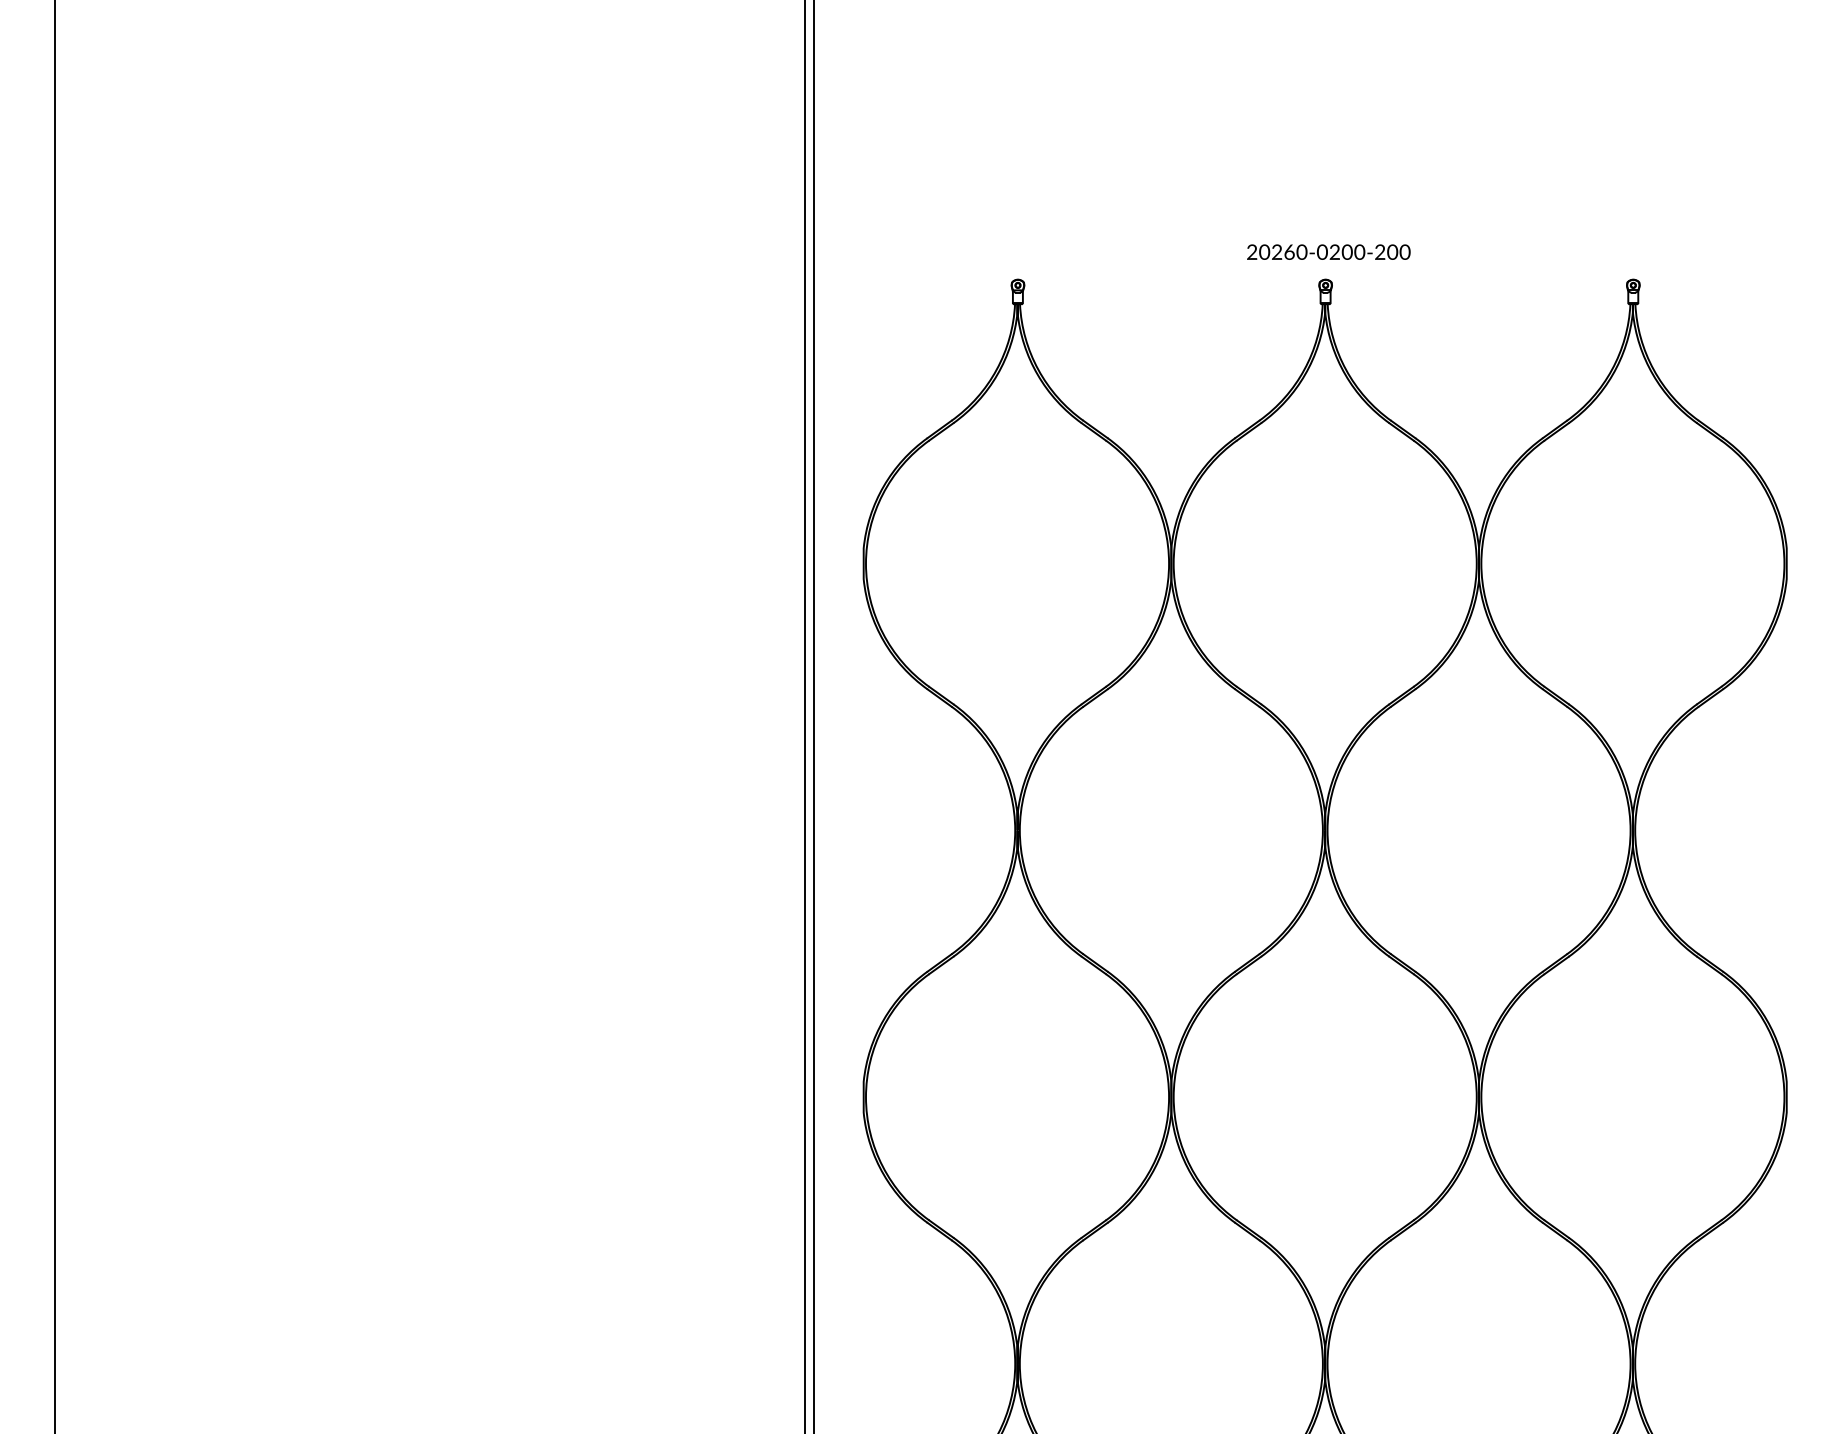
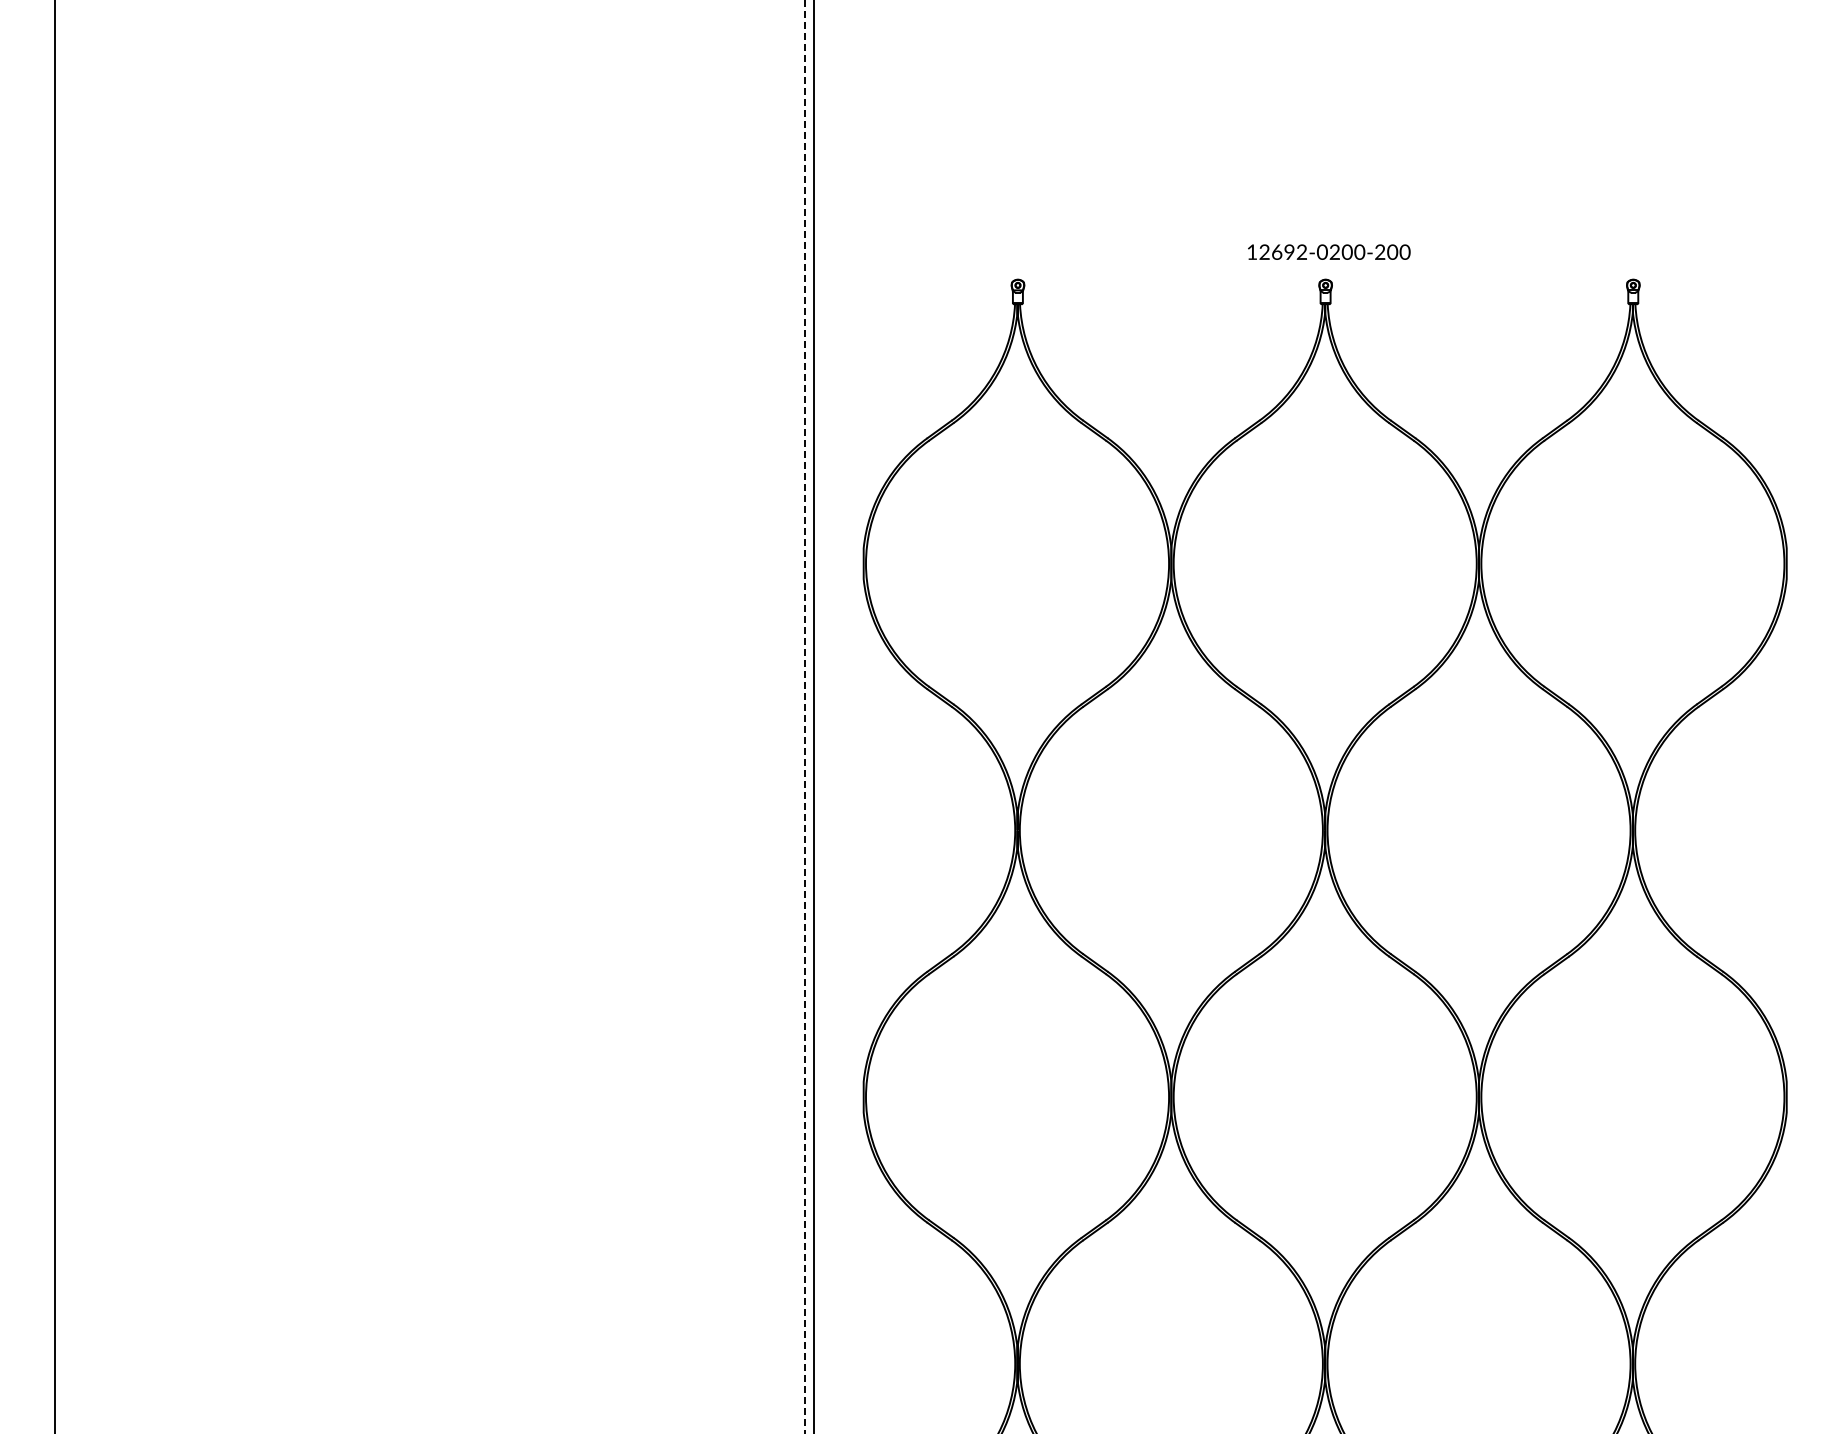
text: 20260-0200-200 -> 12692-0200-200 (1277, 251)
line: solid -> dashed (805, 716)
